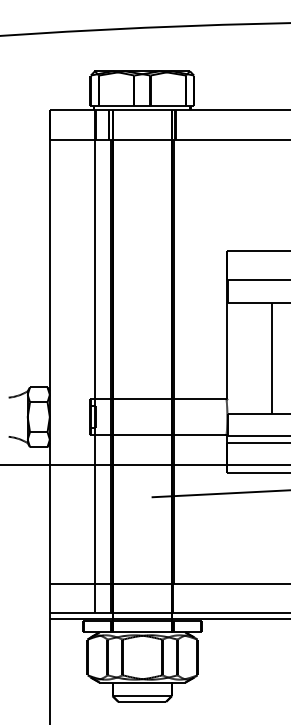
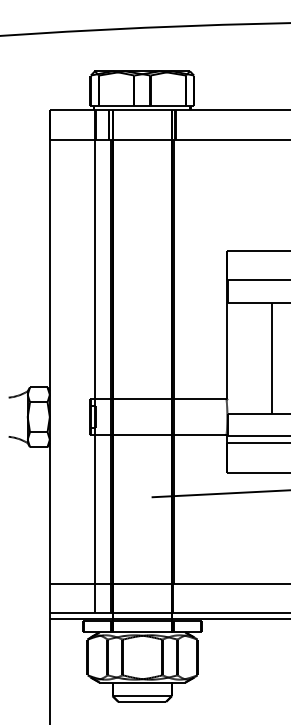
line: present -> none (144, 465)
